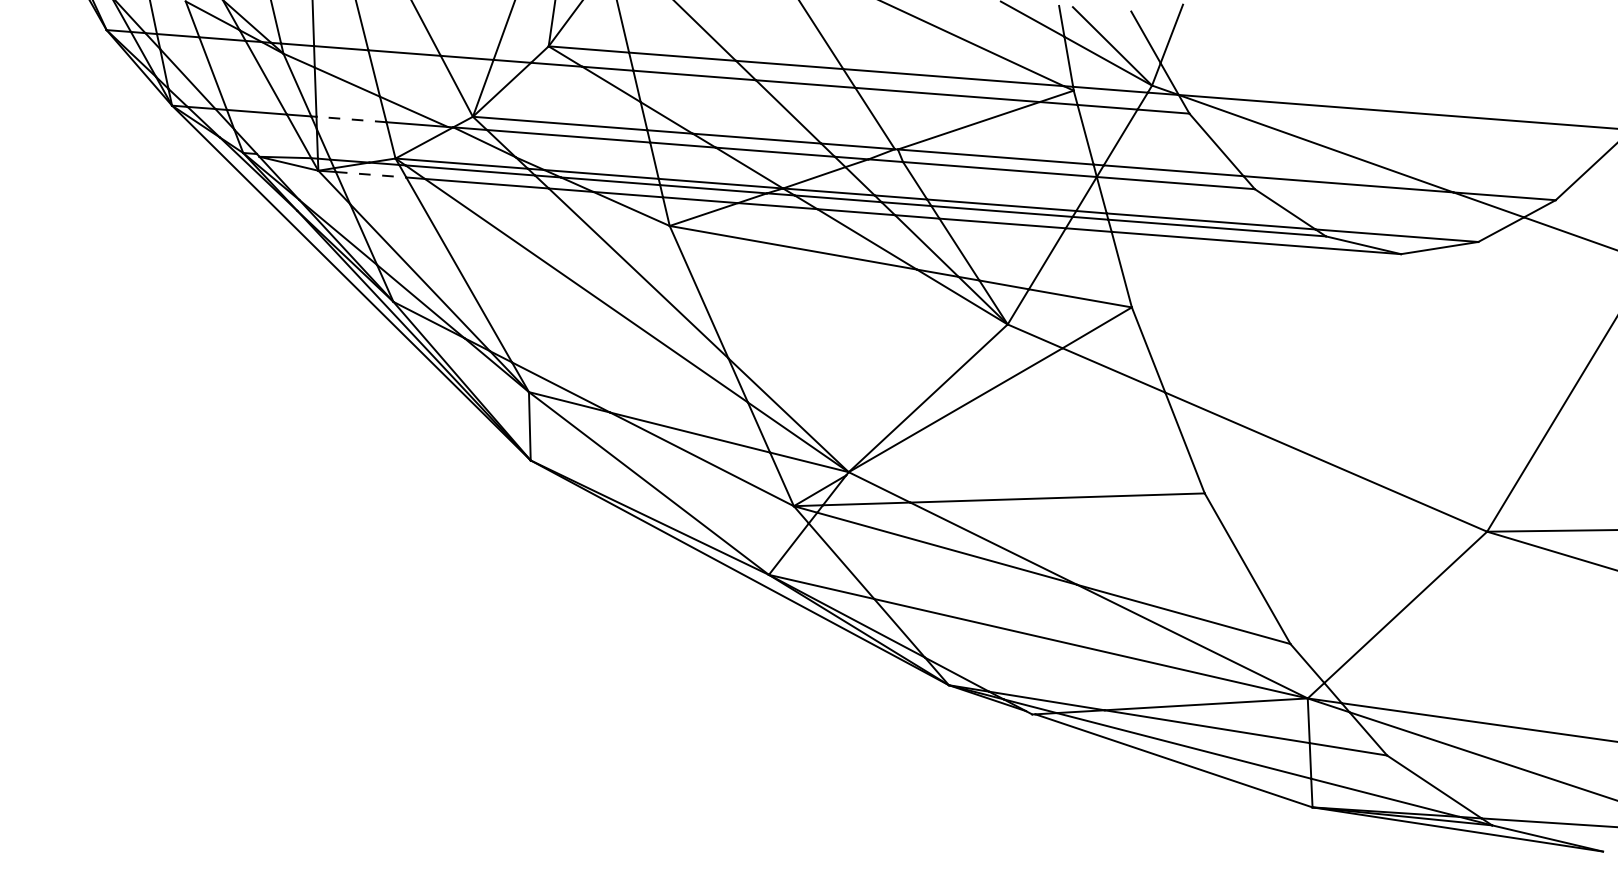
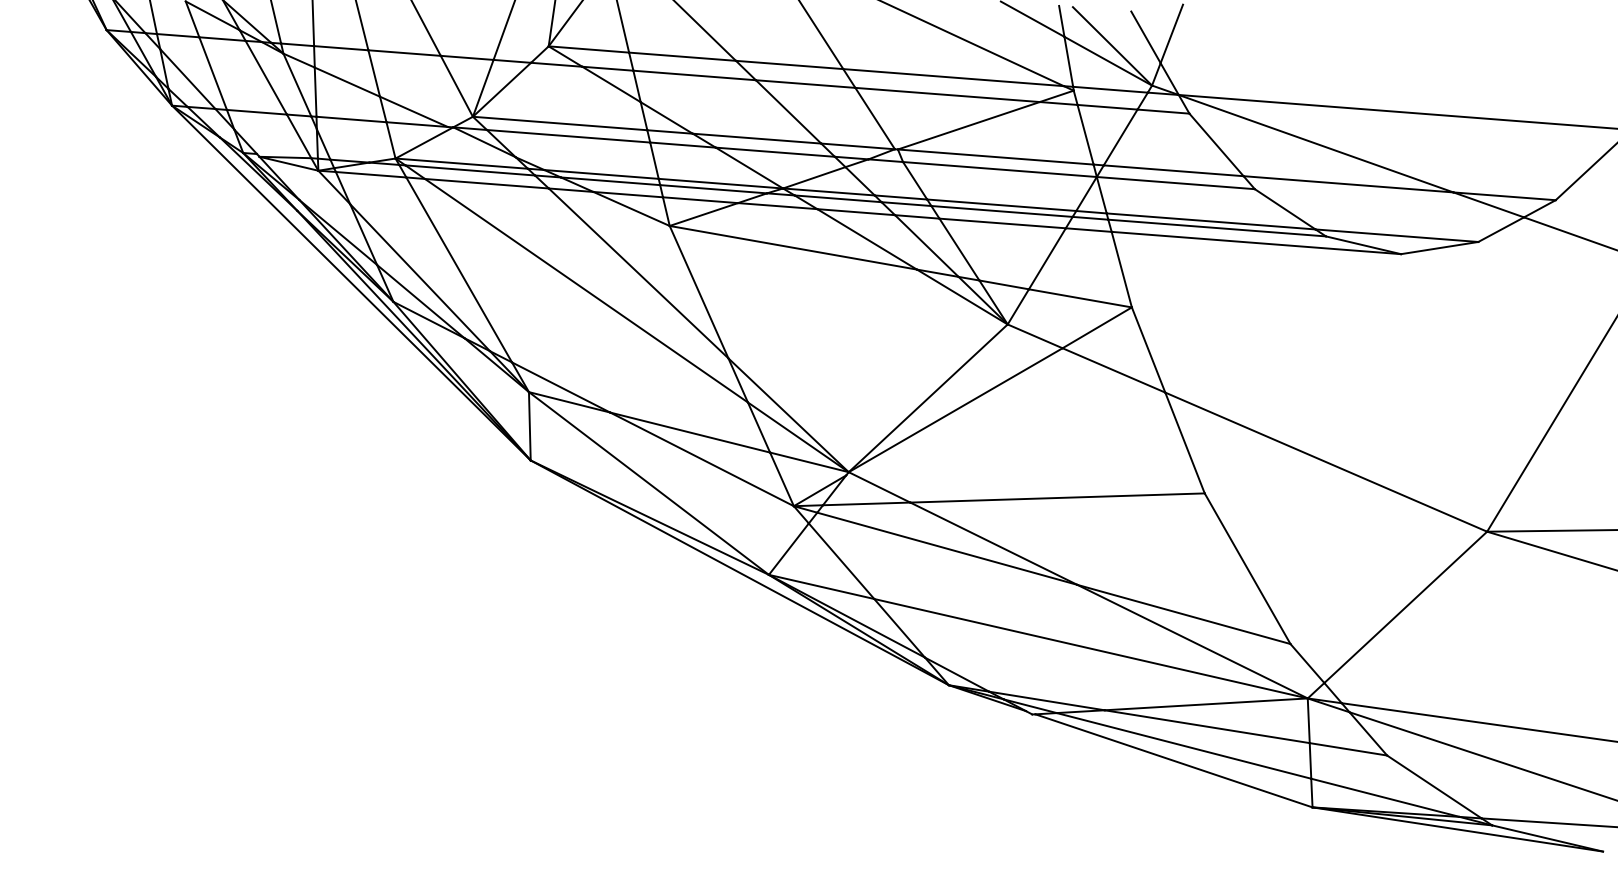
line: dashed -> solid (351, 119)
line: dashed -> solid (371, 174)
